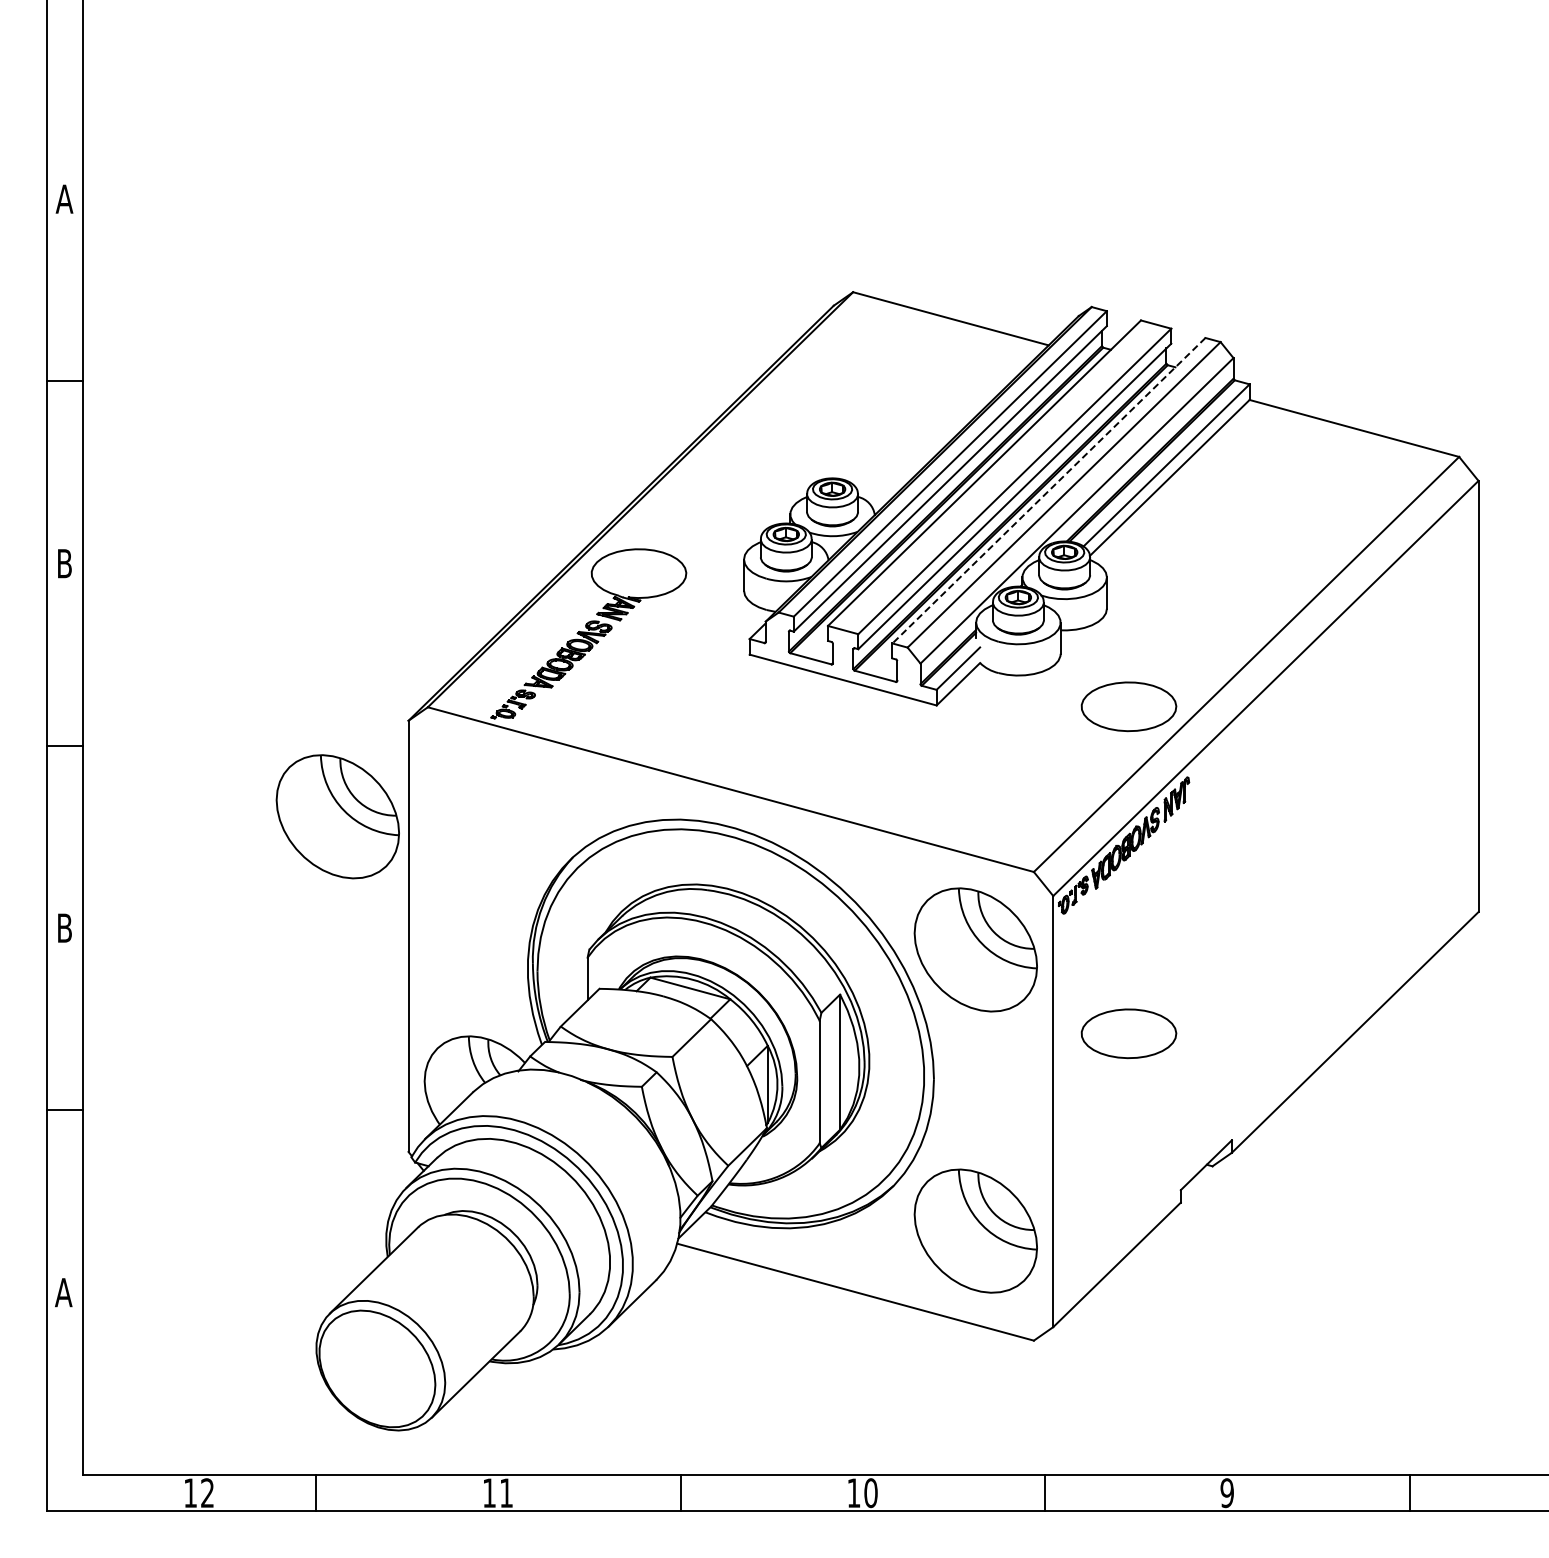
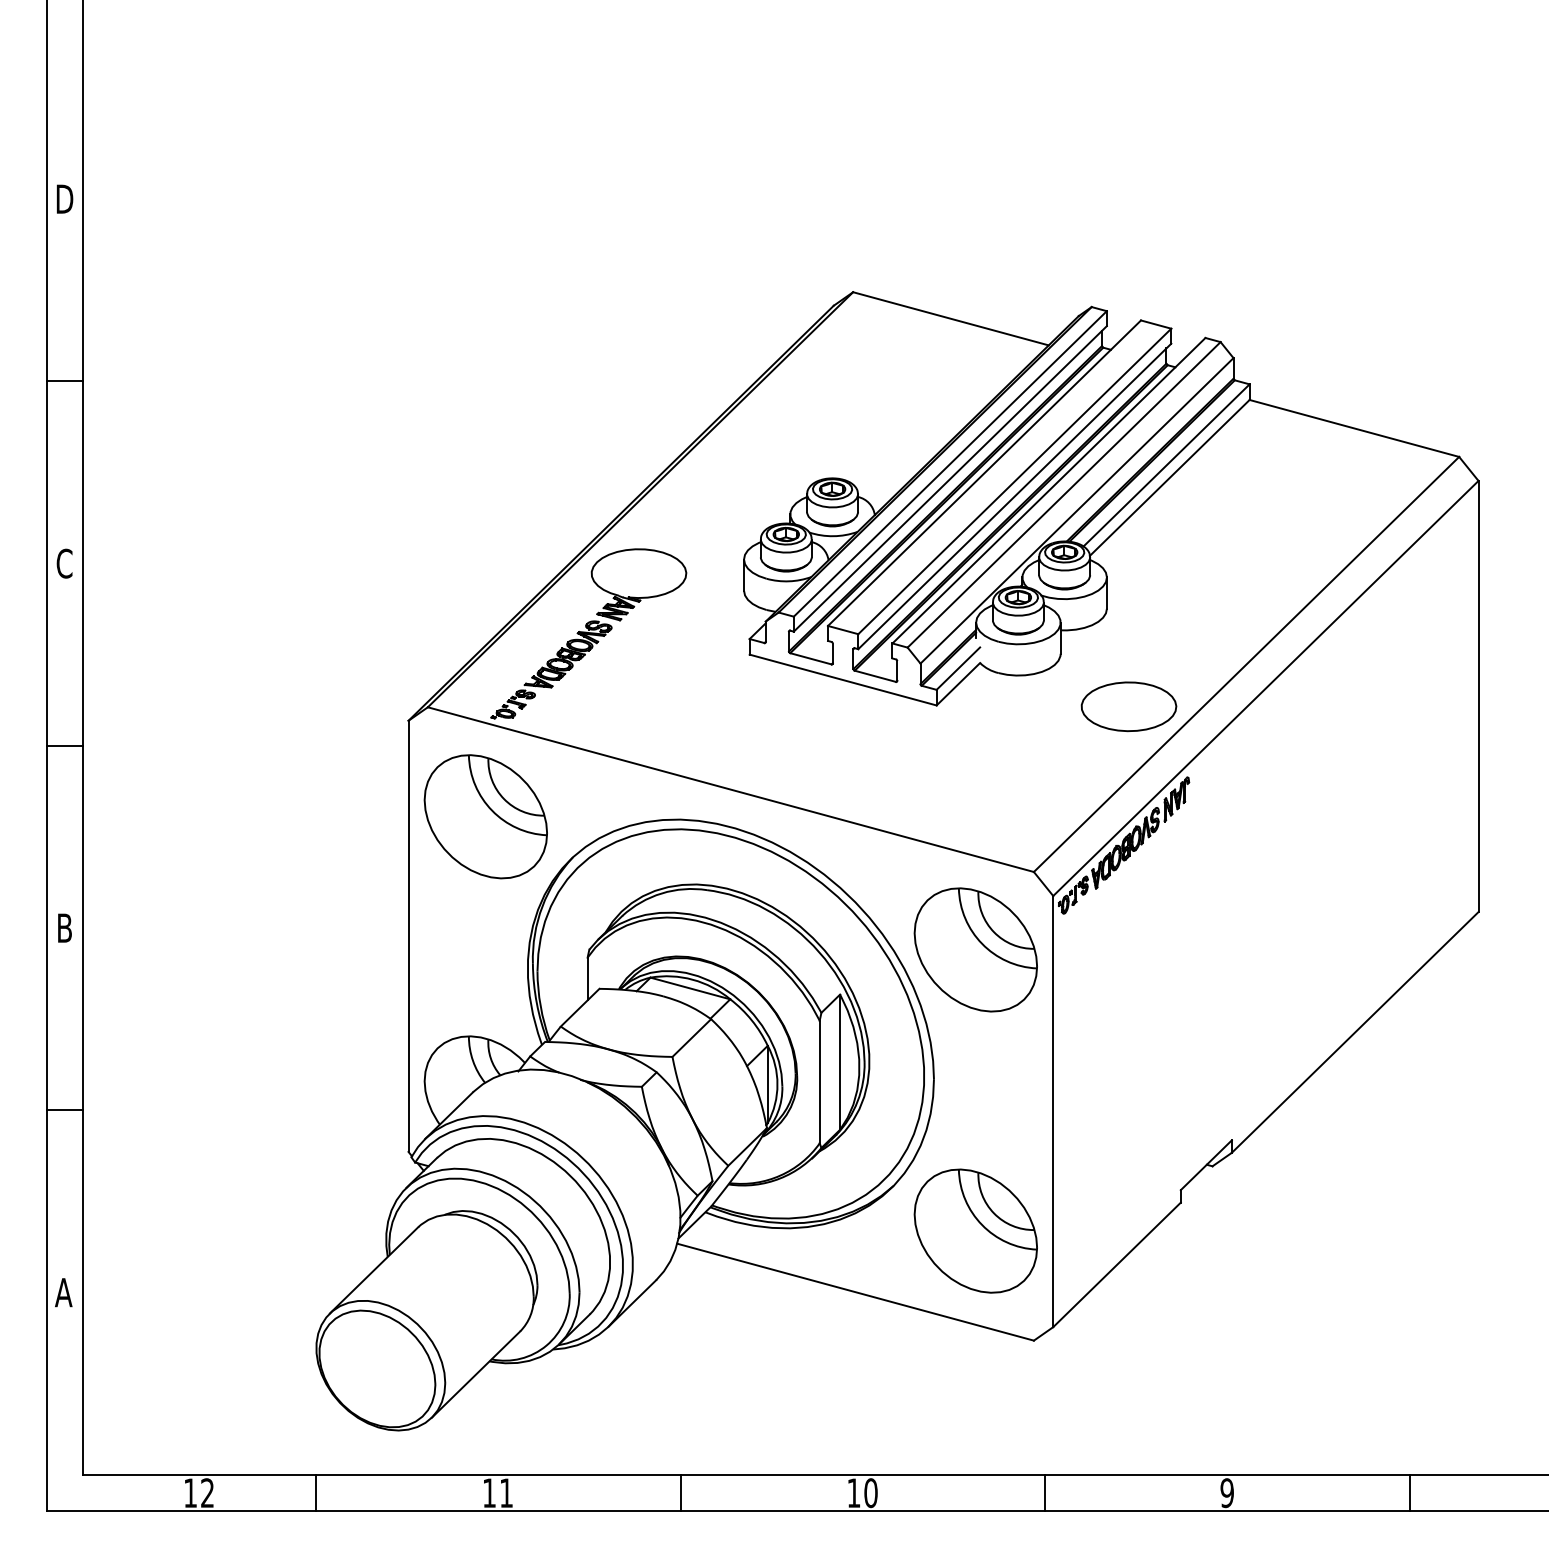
text: A -> D (64, 198)
line: dashed -> solid (1048, 490)
text: B -> C (64, 563)
part position: (337, 816) -> (485, 816) (485, 816)
part: present -> none (1128, 1033)
